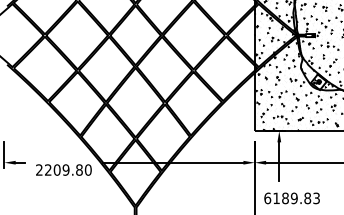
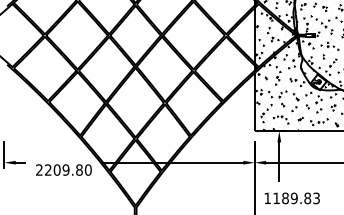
text: 6189.83 -> 1189.83 (267, 198)
